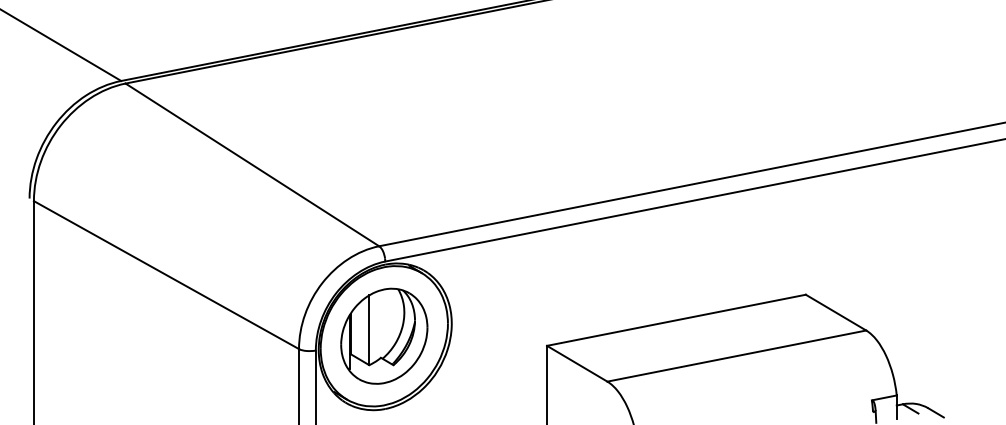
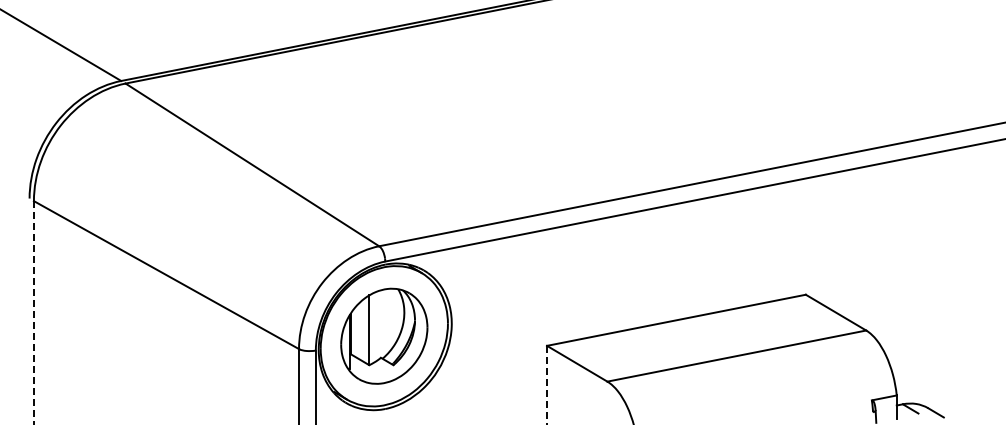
line: solid -> dashed (33, 313)
line: solid -> dashed (547, 385)
